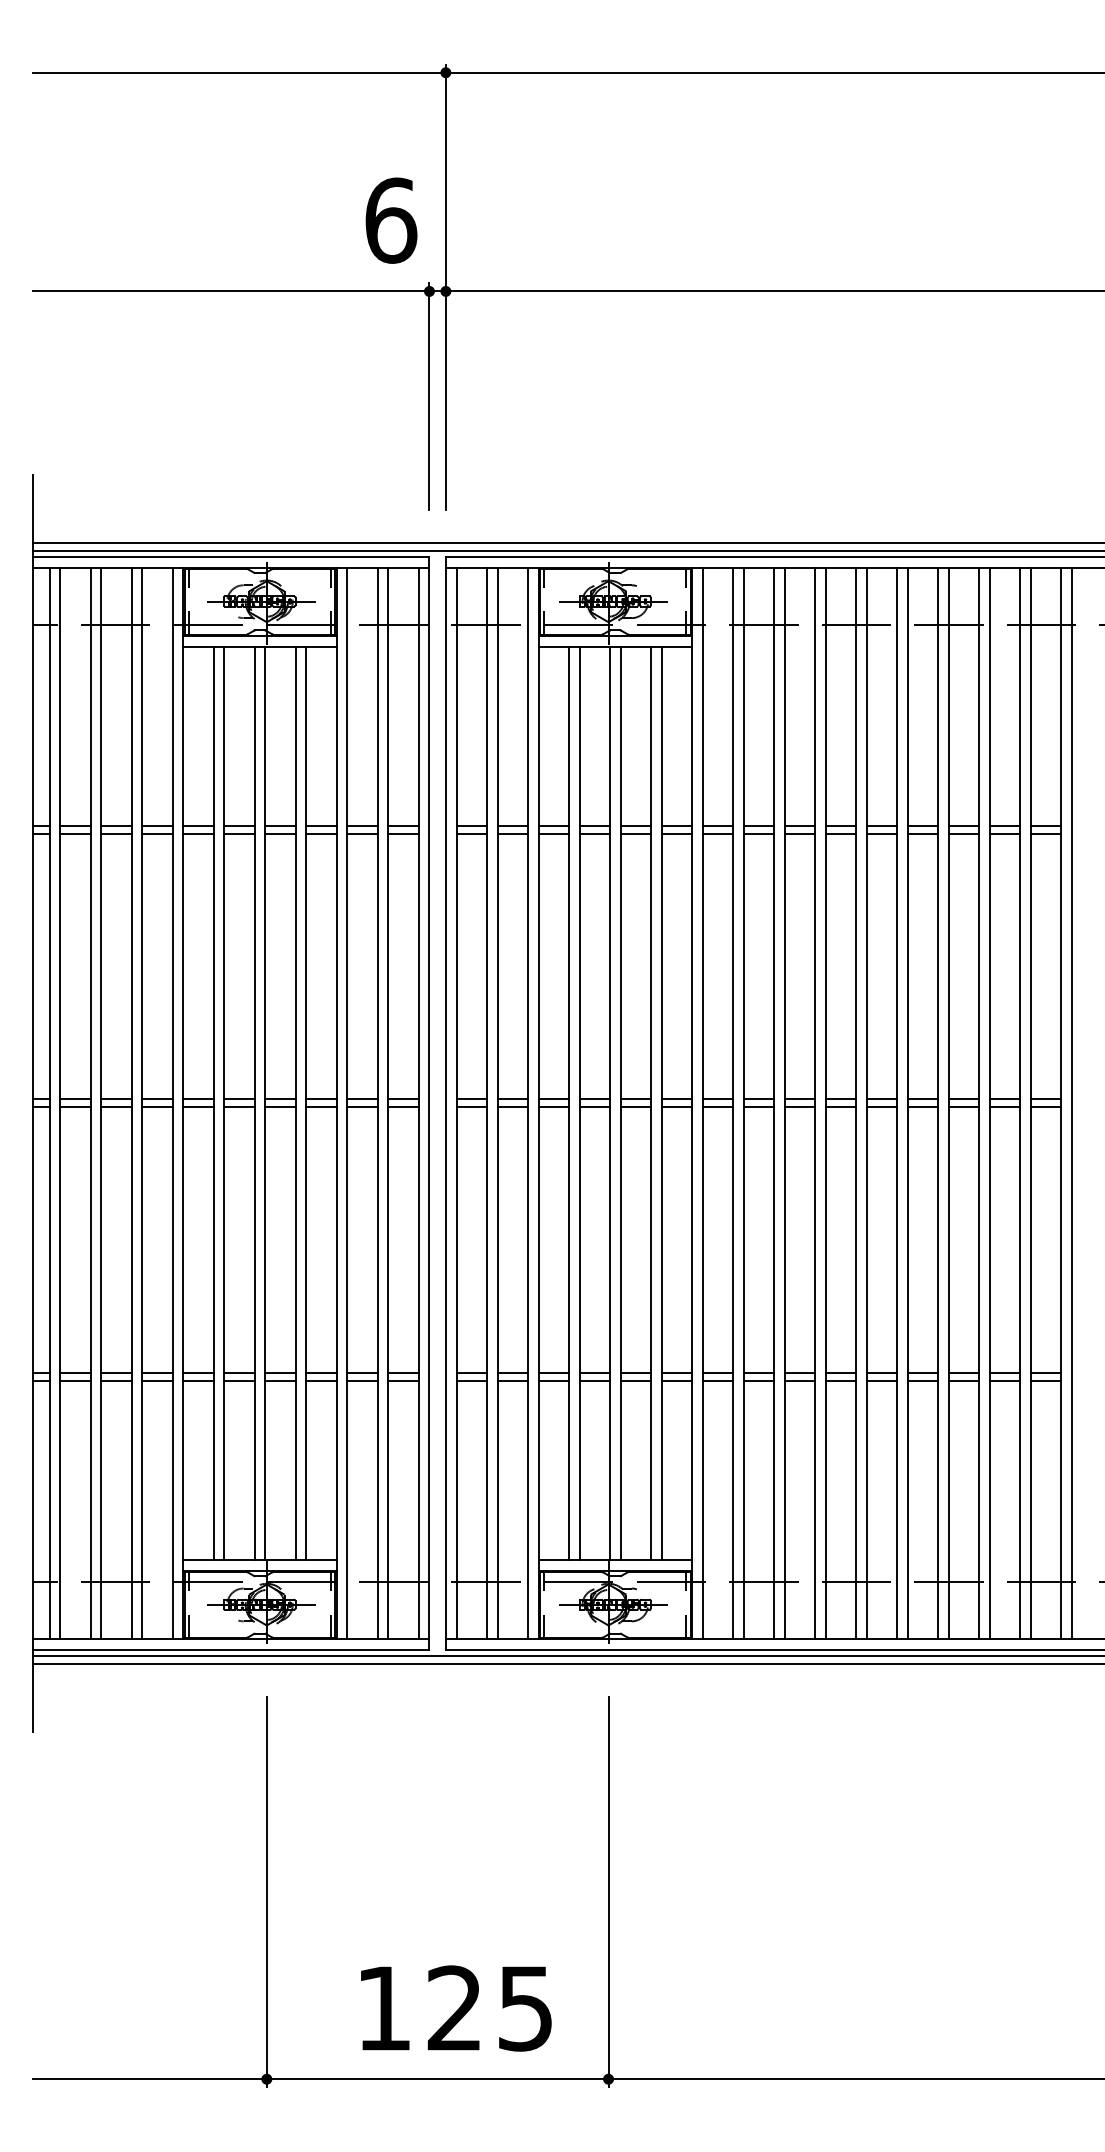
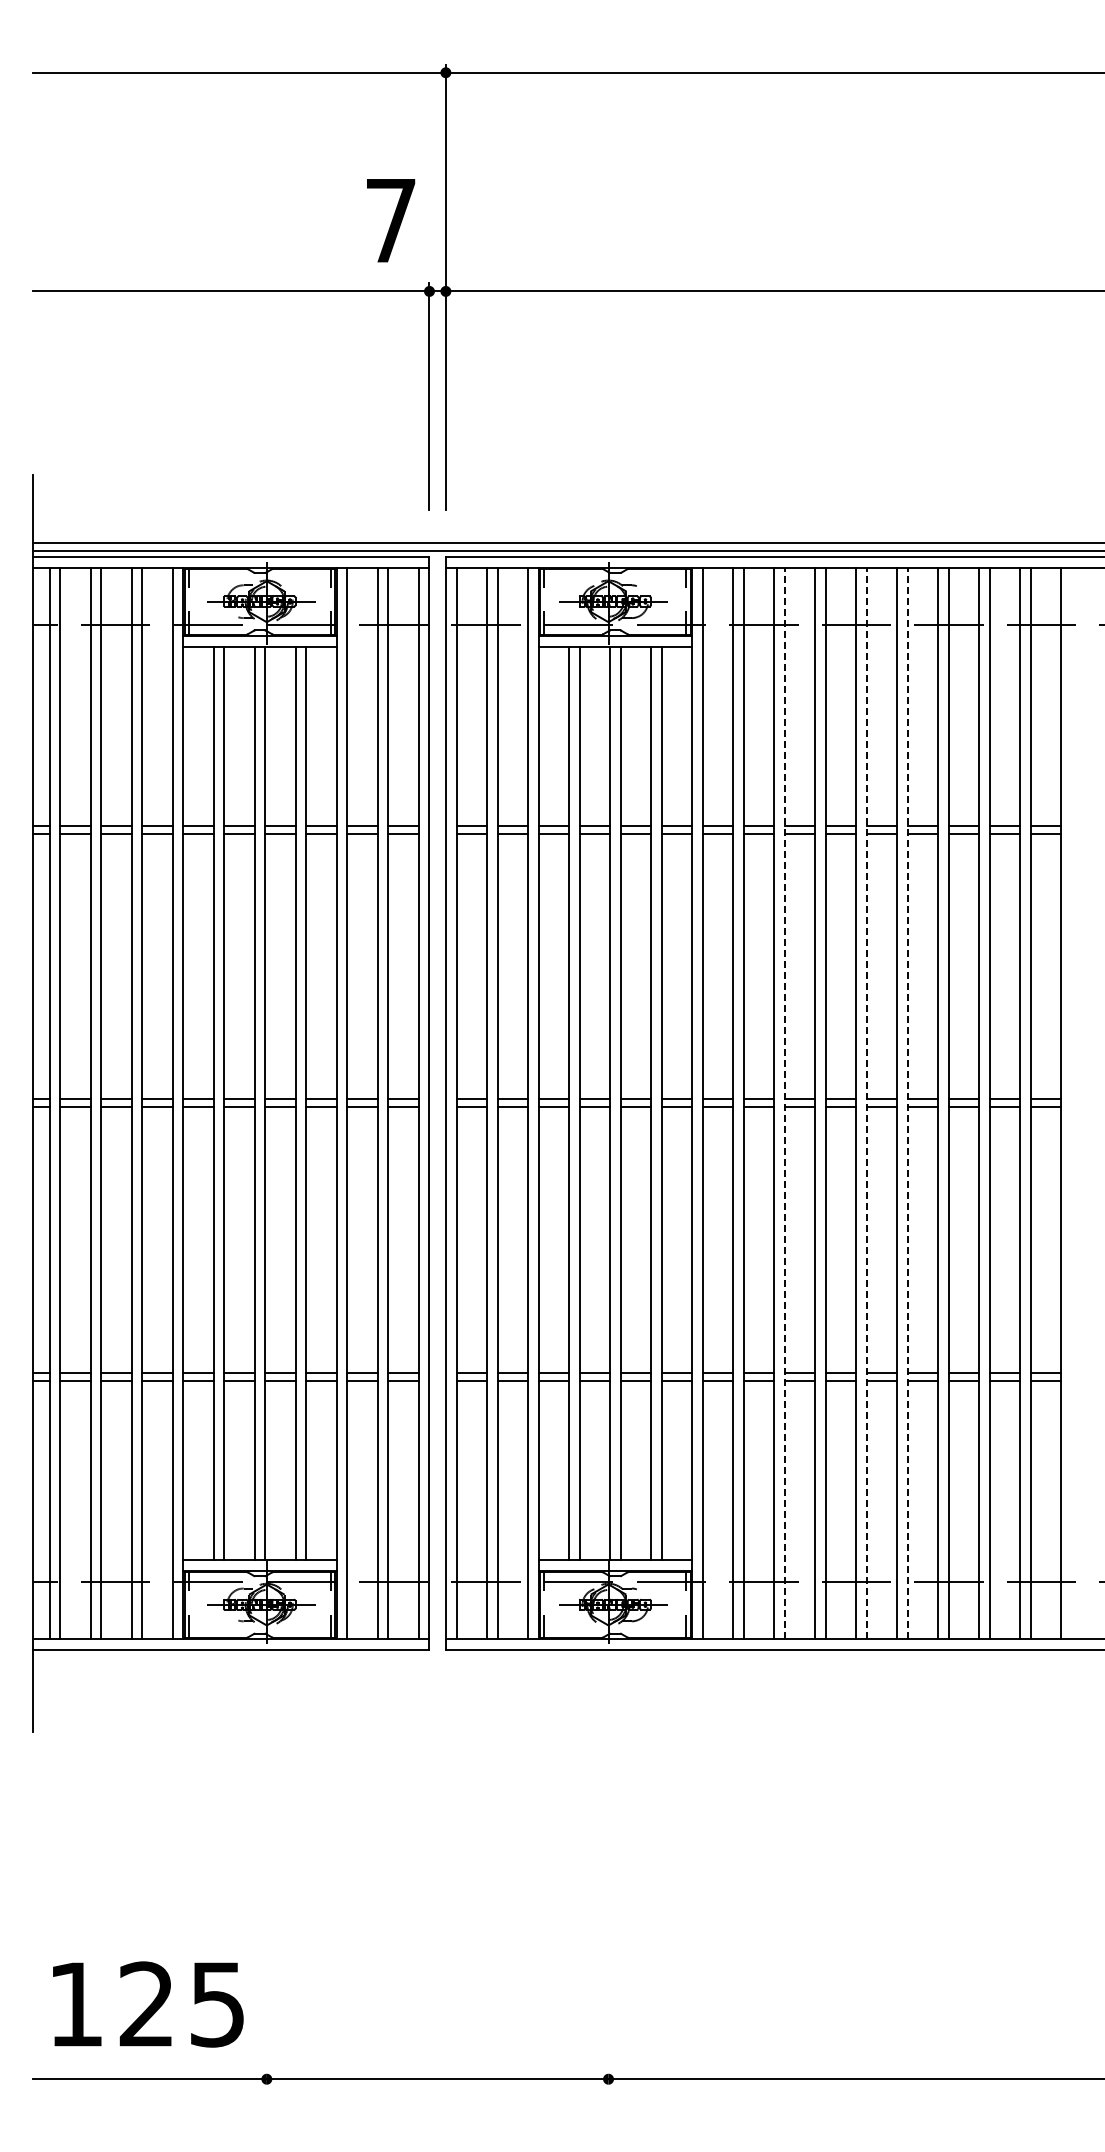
text: 6 -> 7 (391, 220)
line: solid -> dashed (784, 1103)
line: solid -> dashed (866, 1103)
line: solid -> dashed (907, 1103)
line: present -> none (1071, 1103)
line: present -> none (567, 1655)
line: present -> none (567, 1663)
line: present -> none (266, 1891)
line: present -> none (608, 1891)
text position: (456, 2008) -> (148, 2004) (148, 2004)
